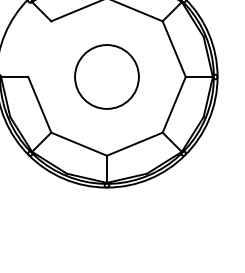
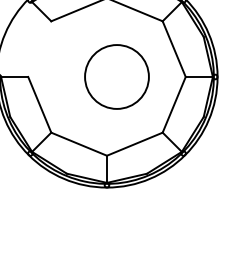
circle position: (106, 76) -> (116, 76) (116, 76)
